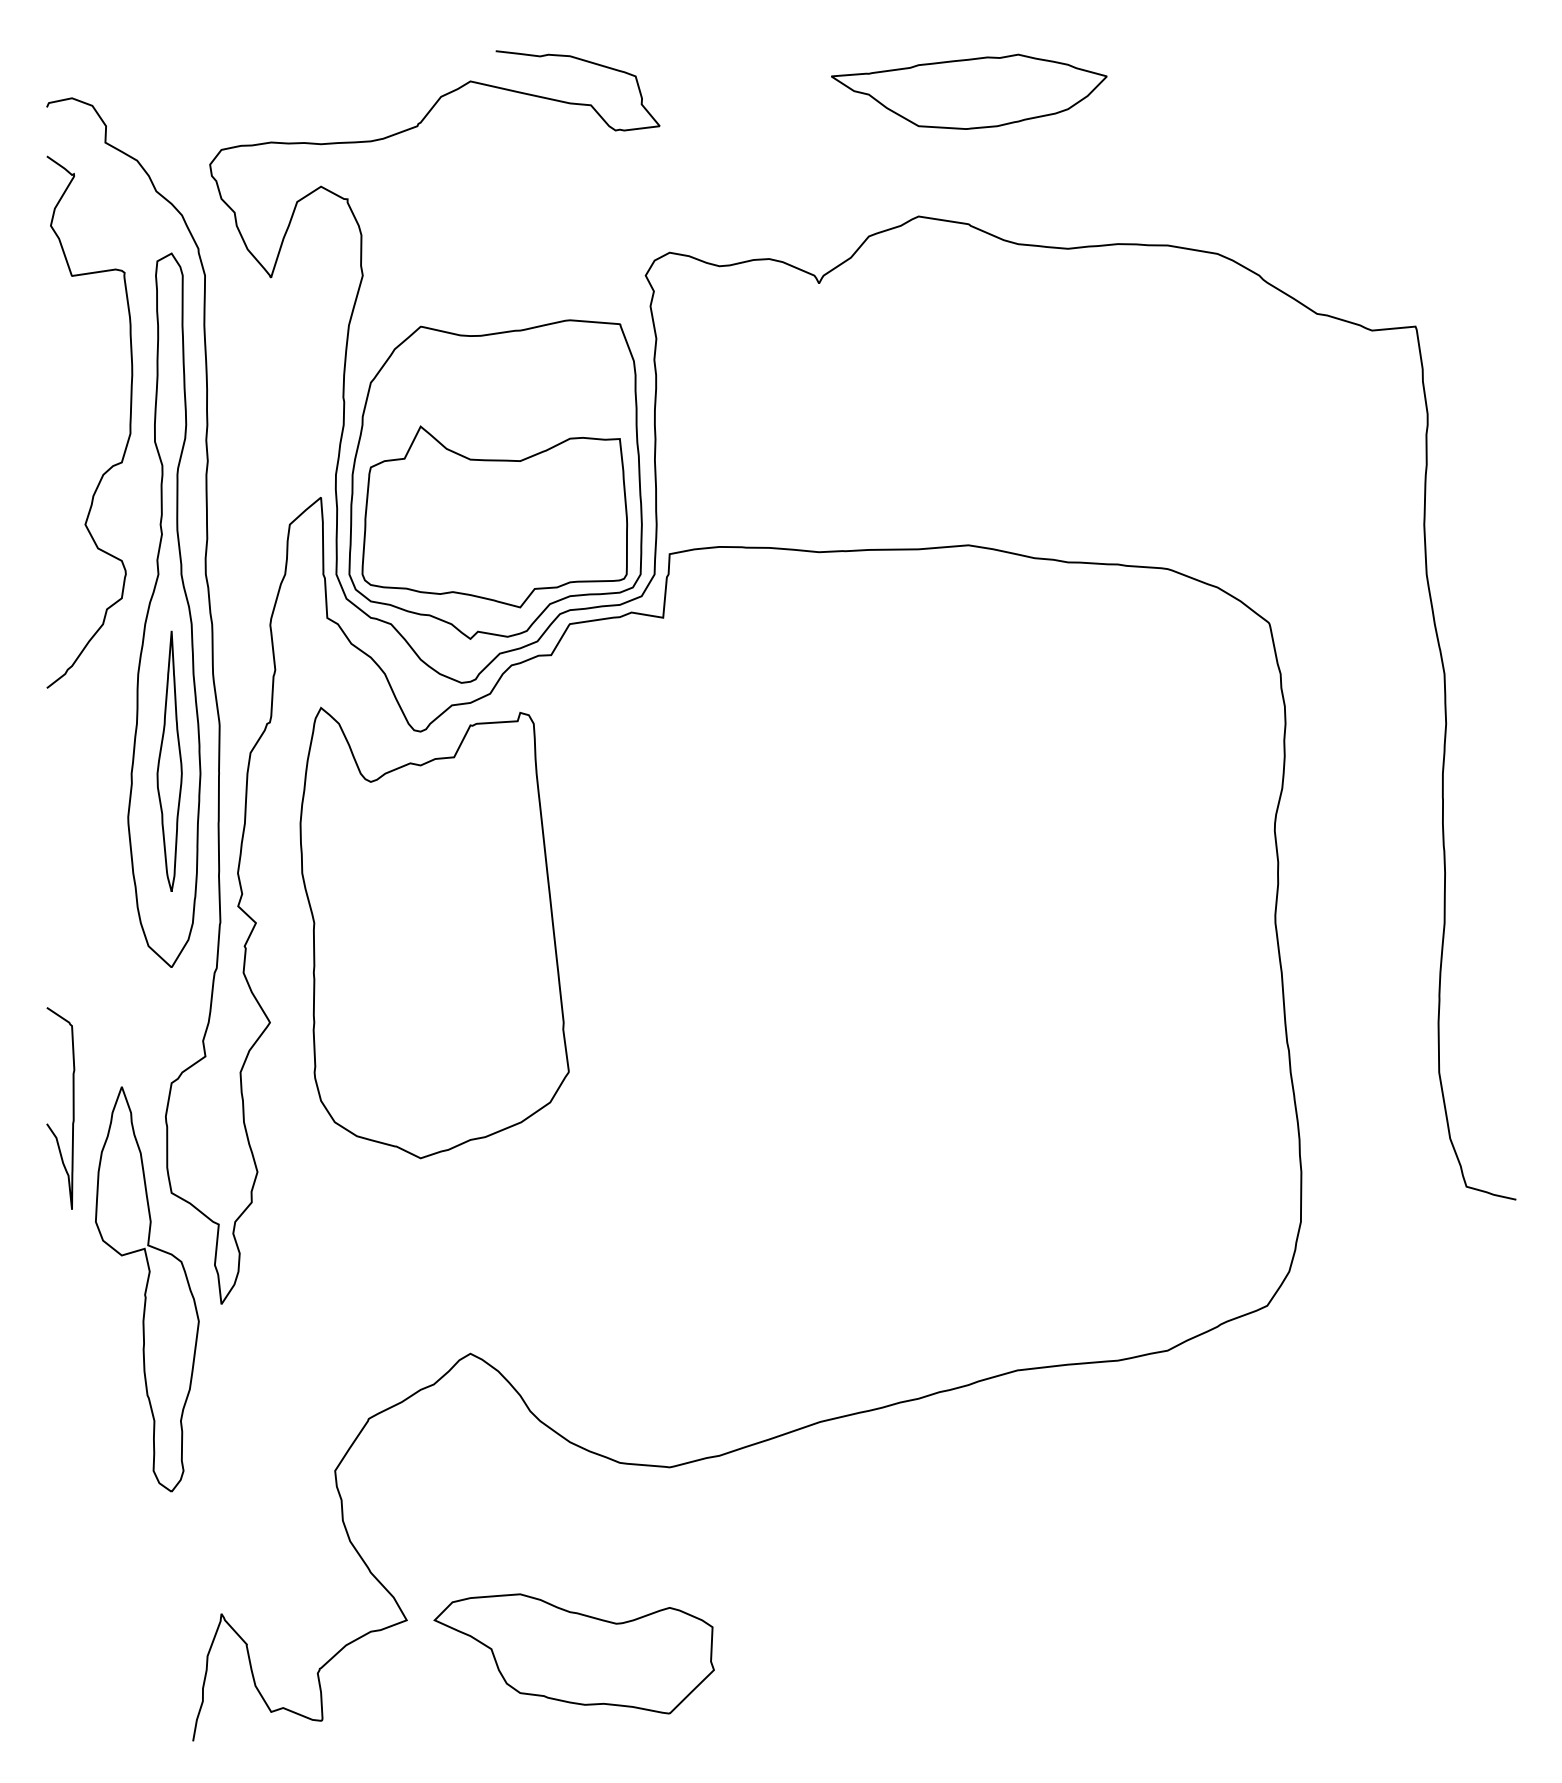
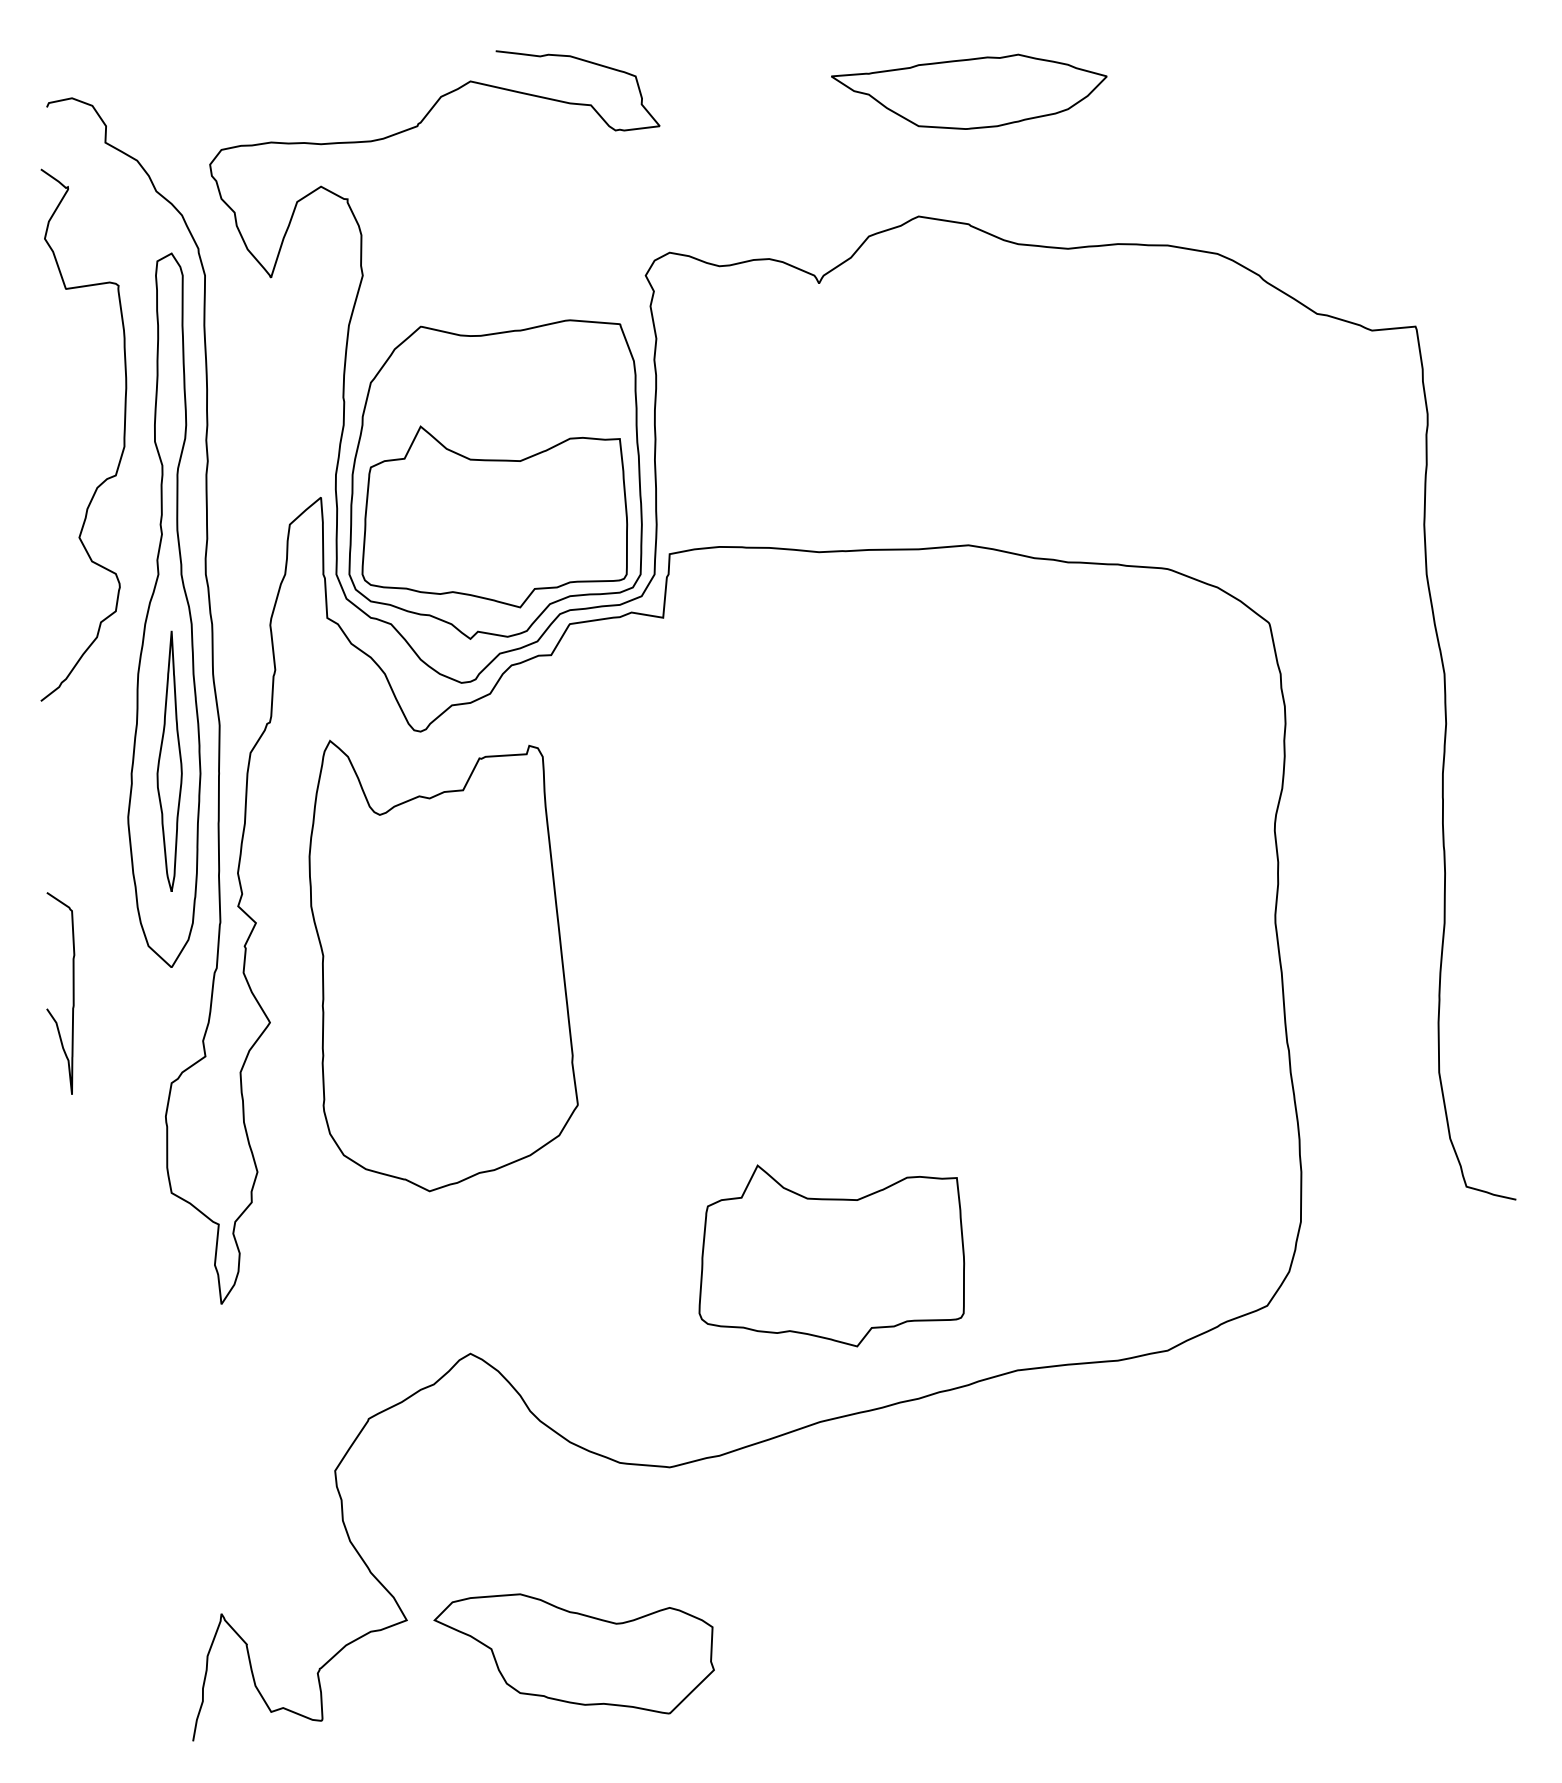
curve position: (129, 421) -> (123, 434) (123, 434)
part position: (434, 932) -> (443, 965) (443, 965)
curve position: (72, 1108) -> (72, 993) (72, 993)
part: none -> present (831, 1255)
part: present -> none (147, 1289)
